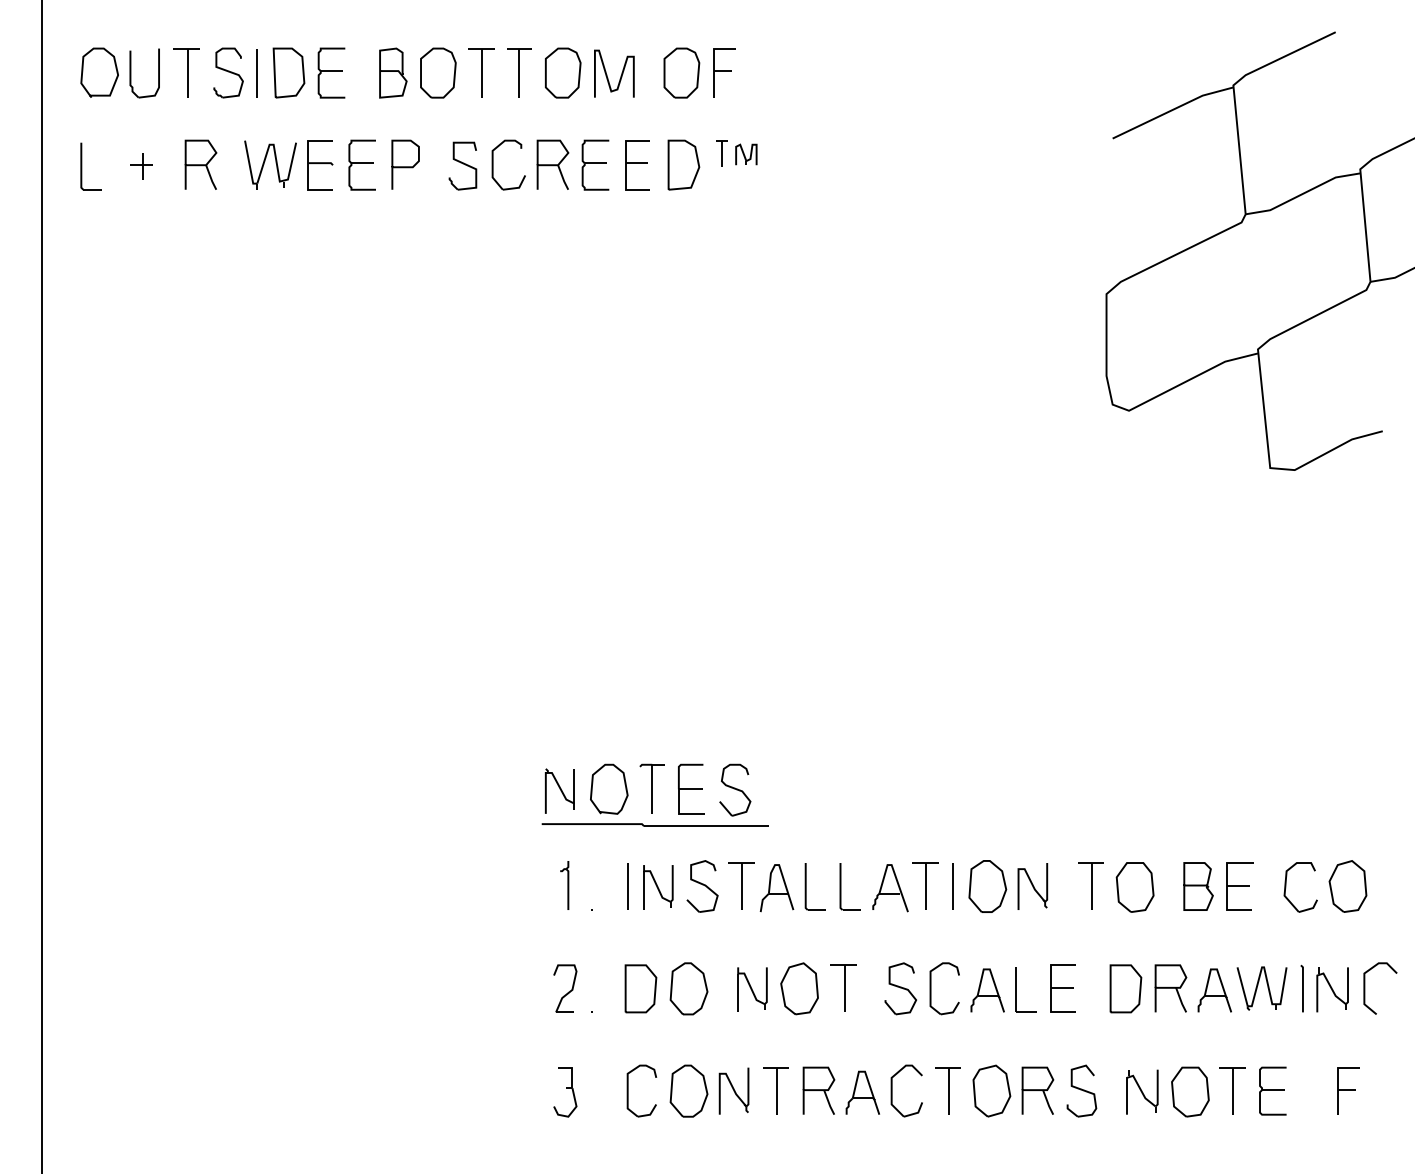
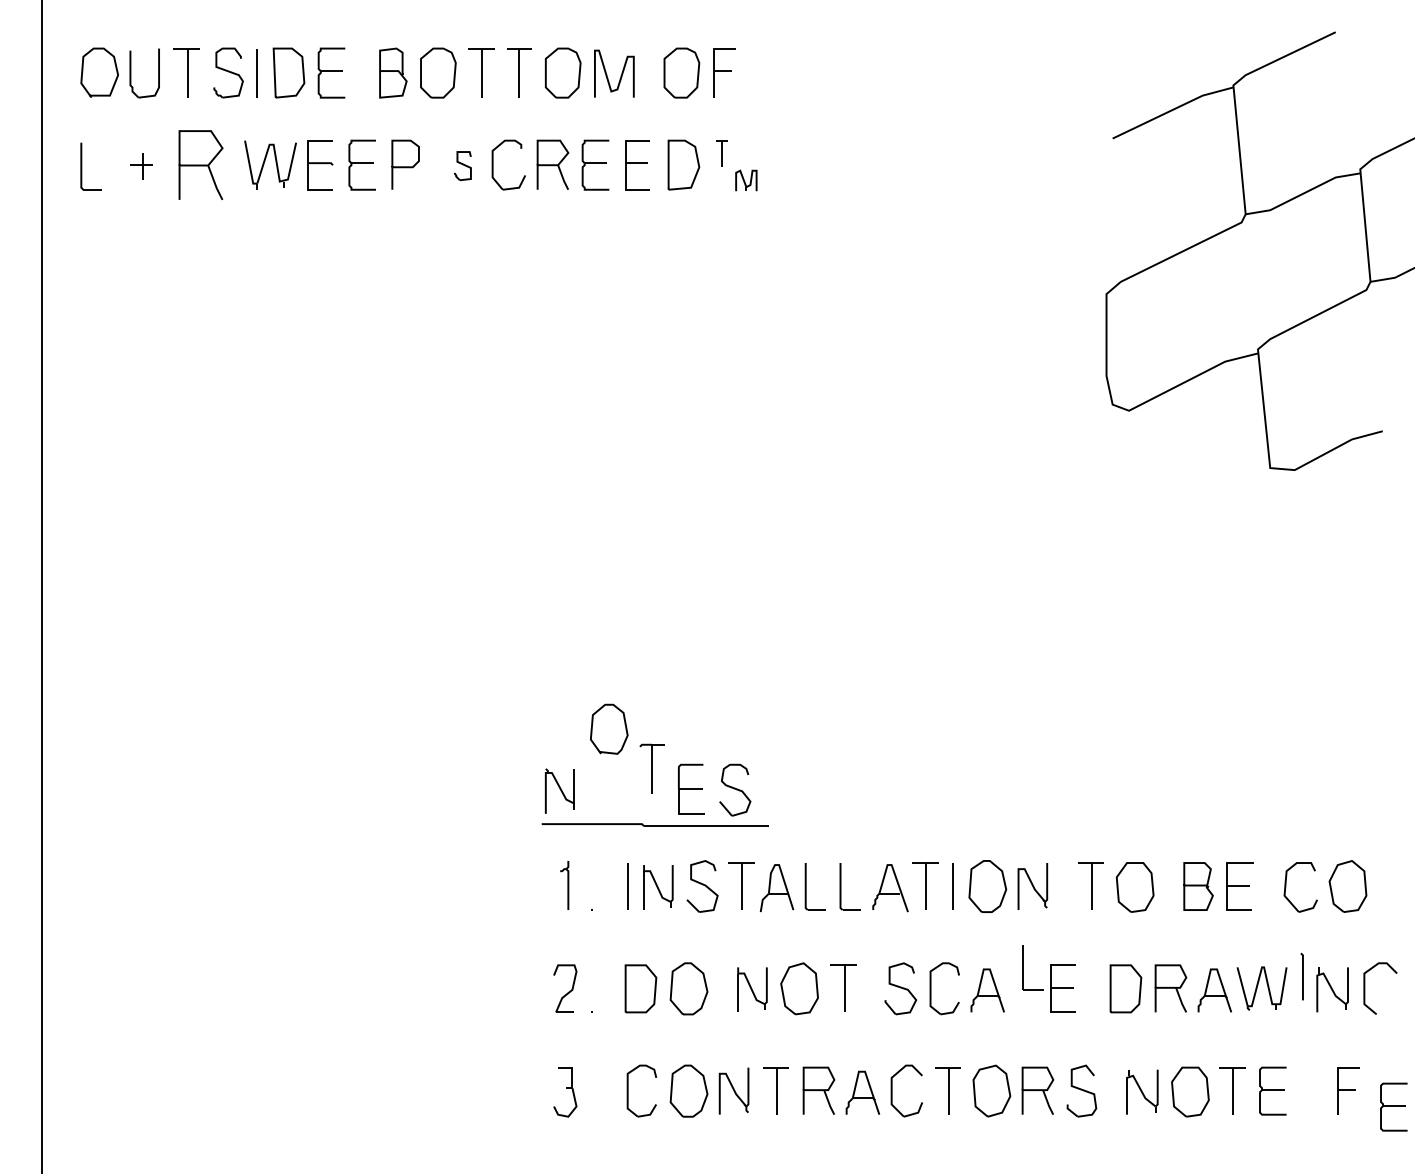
part position: (746, 154) -> (746, 180) (746, 180)
part size: 34x51 px -> 46x70 px (200, 164)
part size: 30x50 px -> 18x31 px (462, 166)
curve position: (624, 784) -> (624, 724) (624, 724)
part position: (651, 788) -> (651, 768) (651, 768)
line position: (1302, 988) -> (1302, 976) (1302, 976)
part position: (1016, 989) -> (1023, 967) (1023, 967)
part: none -> present (1393, 1106)
